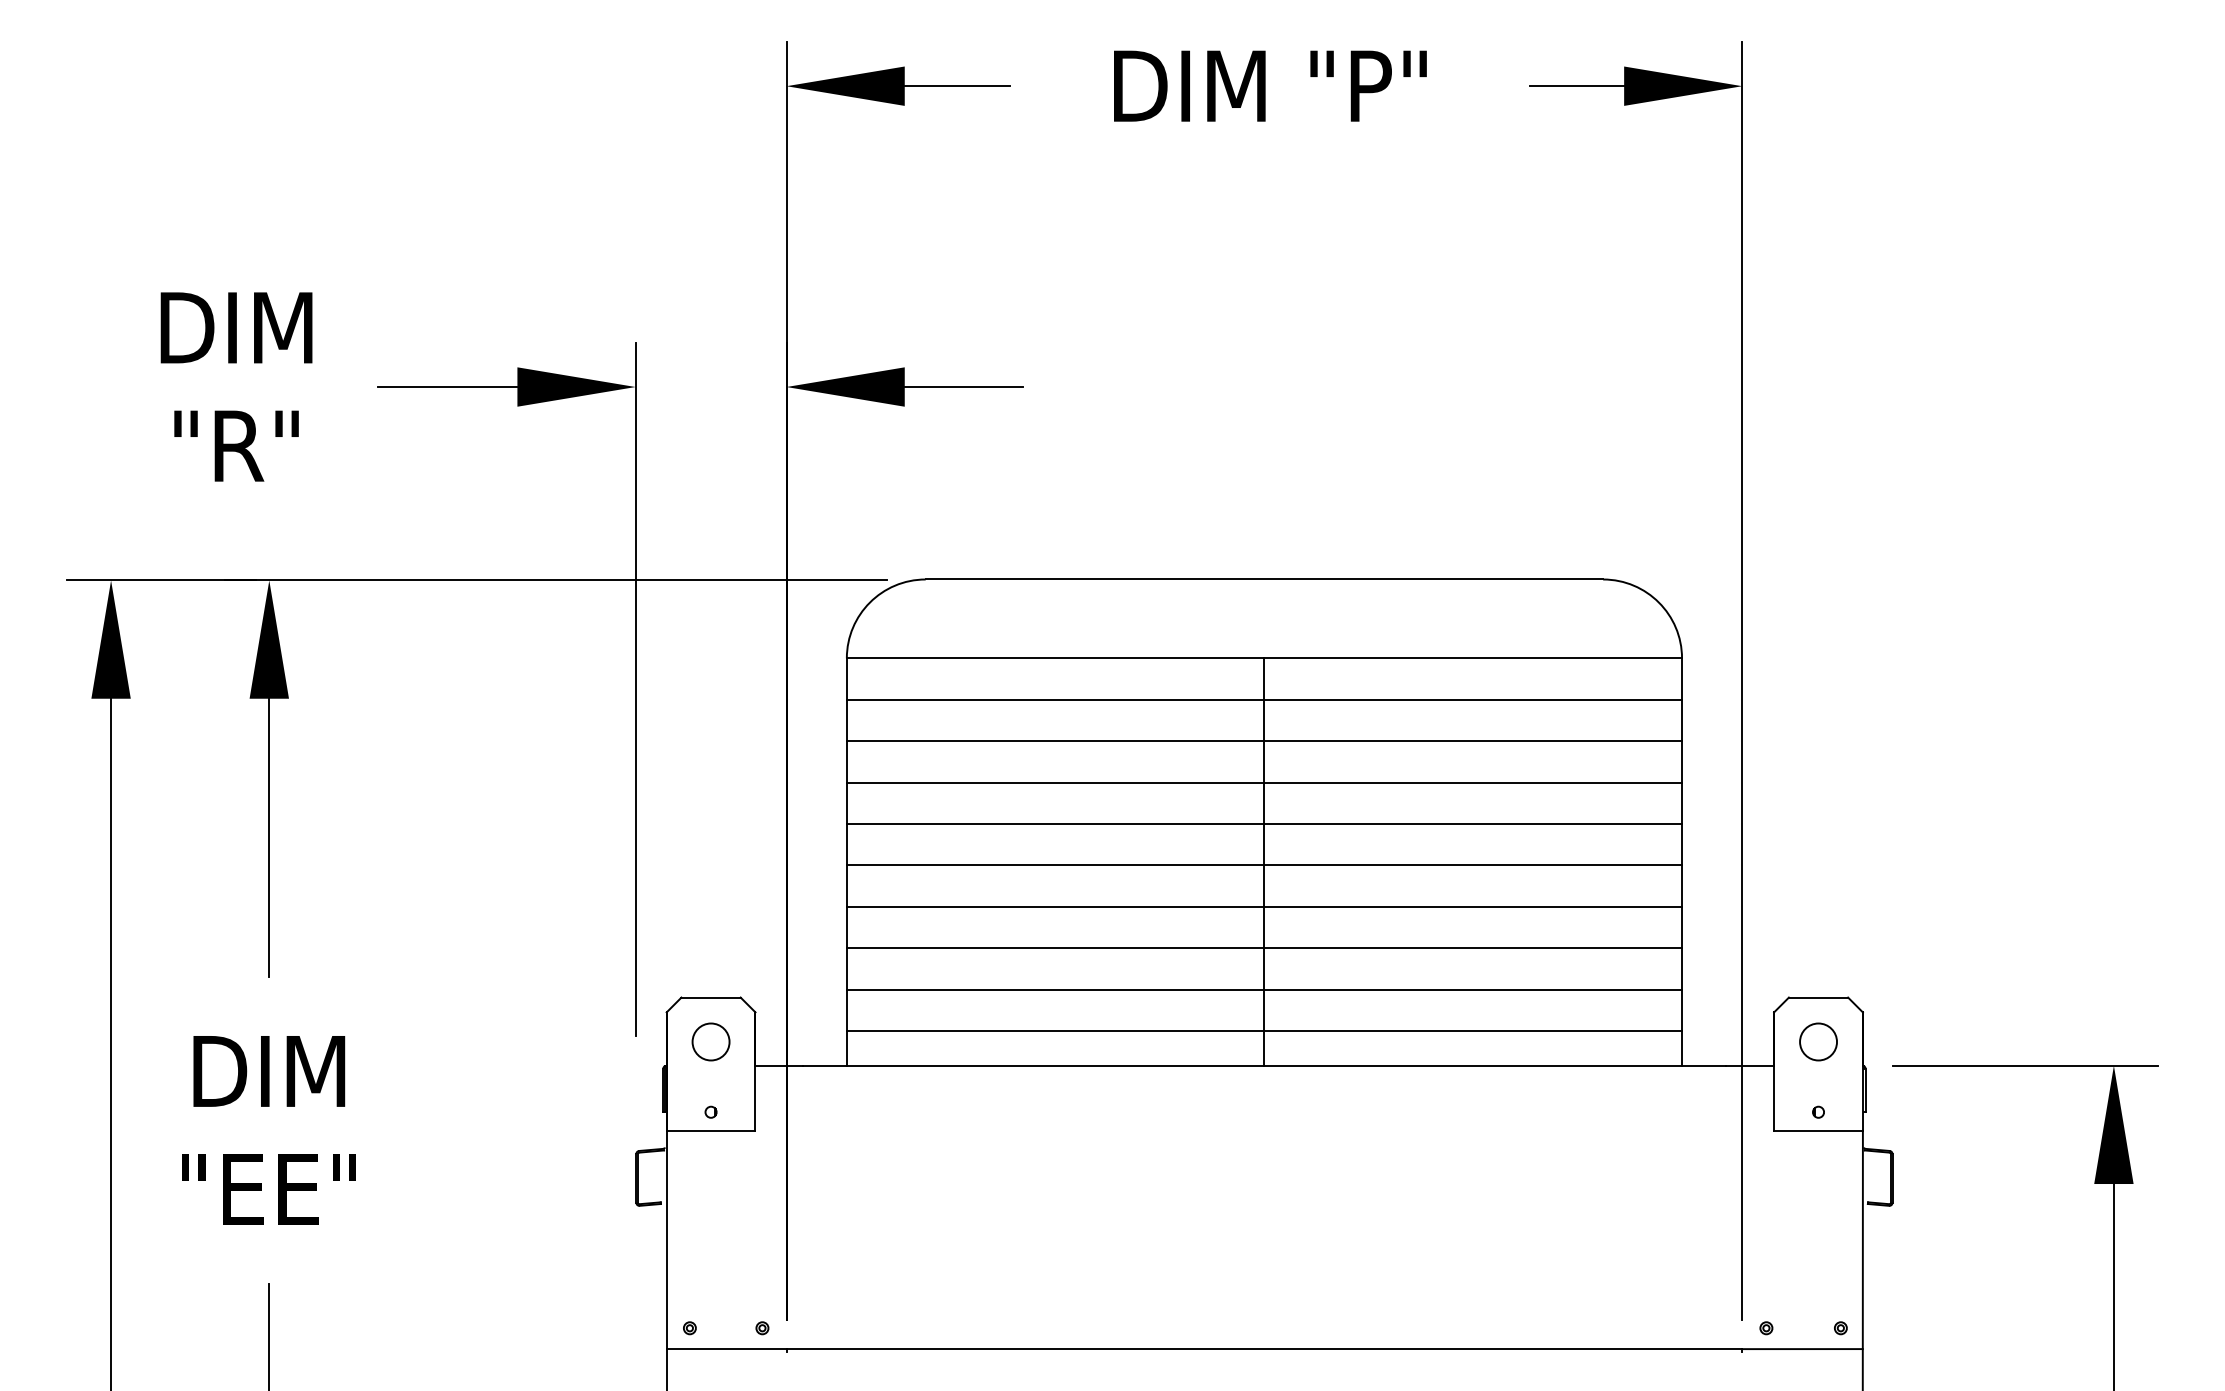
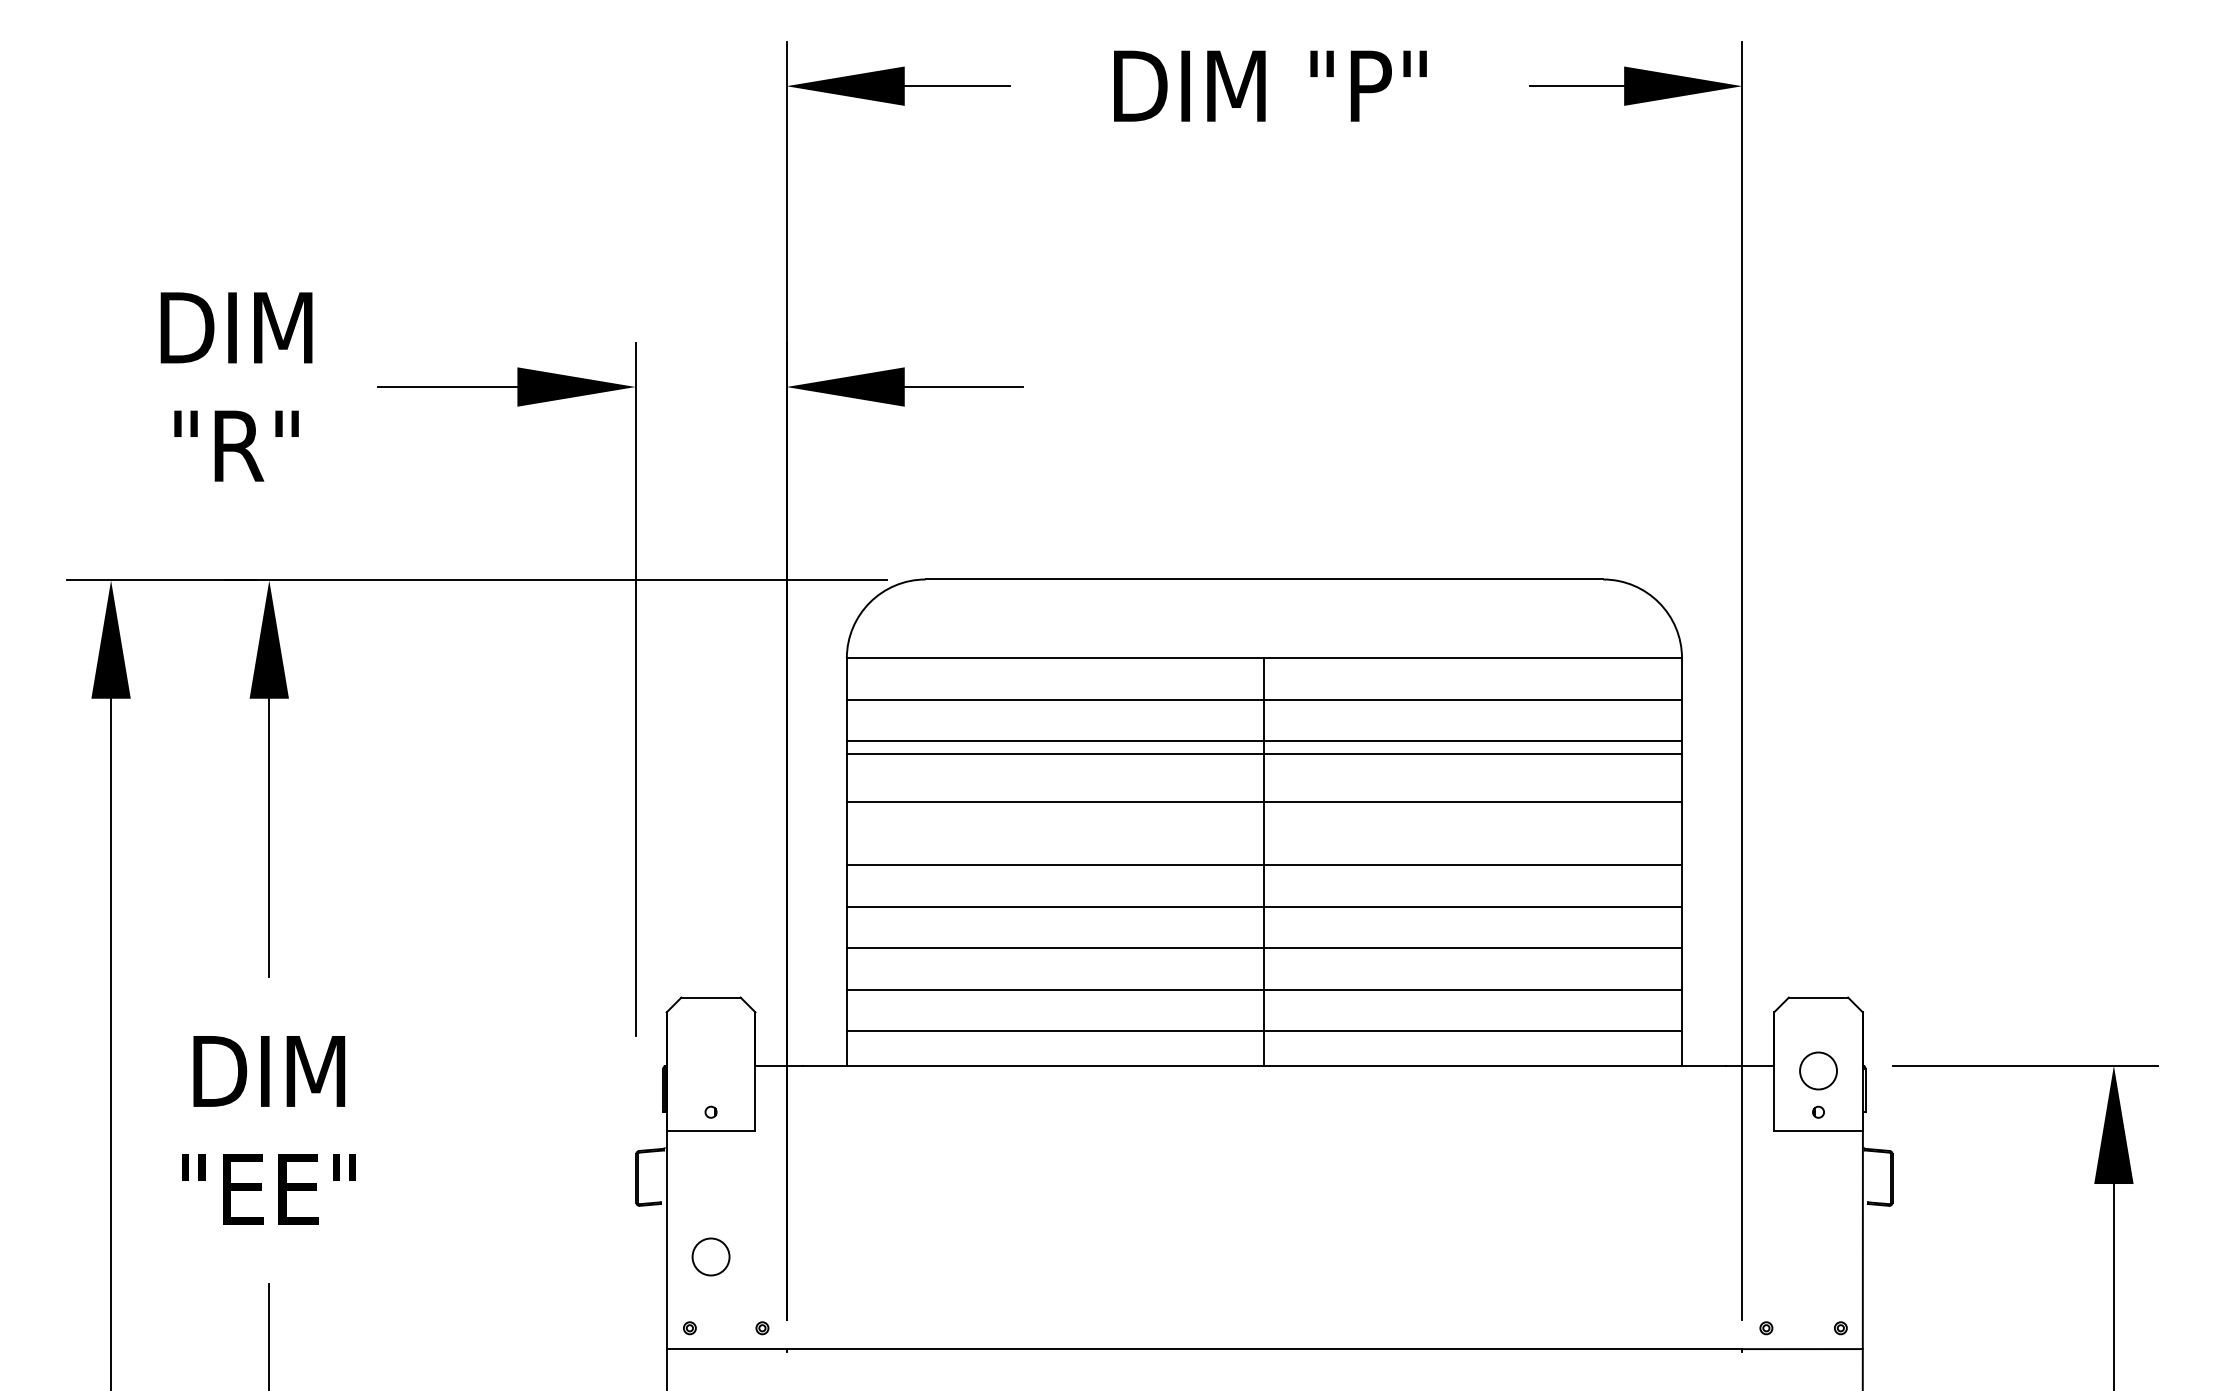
line position: (1264, 782) -> (1264, 753) (1264, 753)
line position: (1264, 823) -> (1264, 801) (1264, 801)
circle position: (710, 1041) -> (710, 1256) (710, 1256)
circle position: (1818, 1041) -> (1818, 1070) (1818, 1070)
